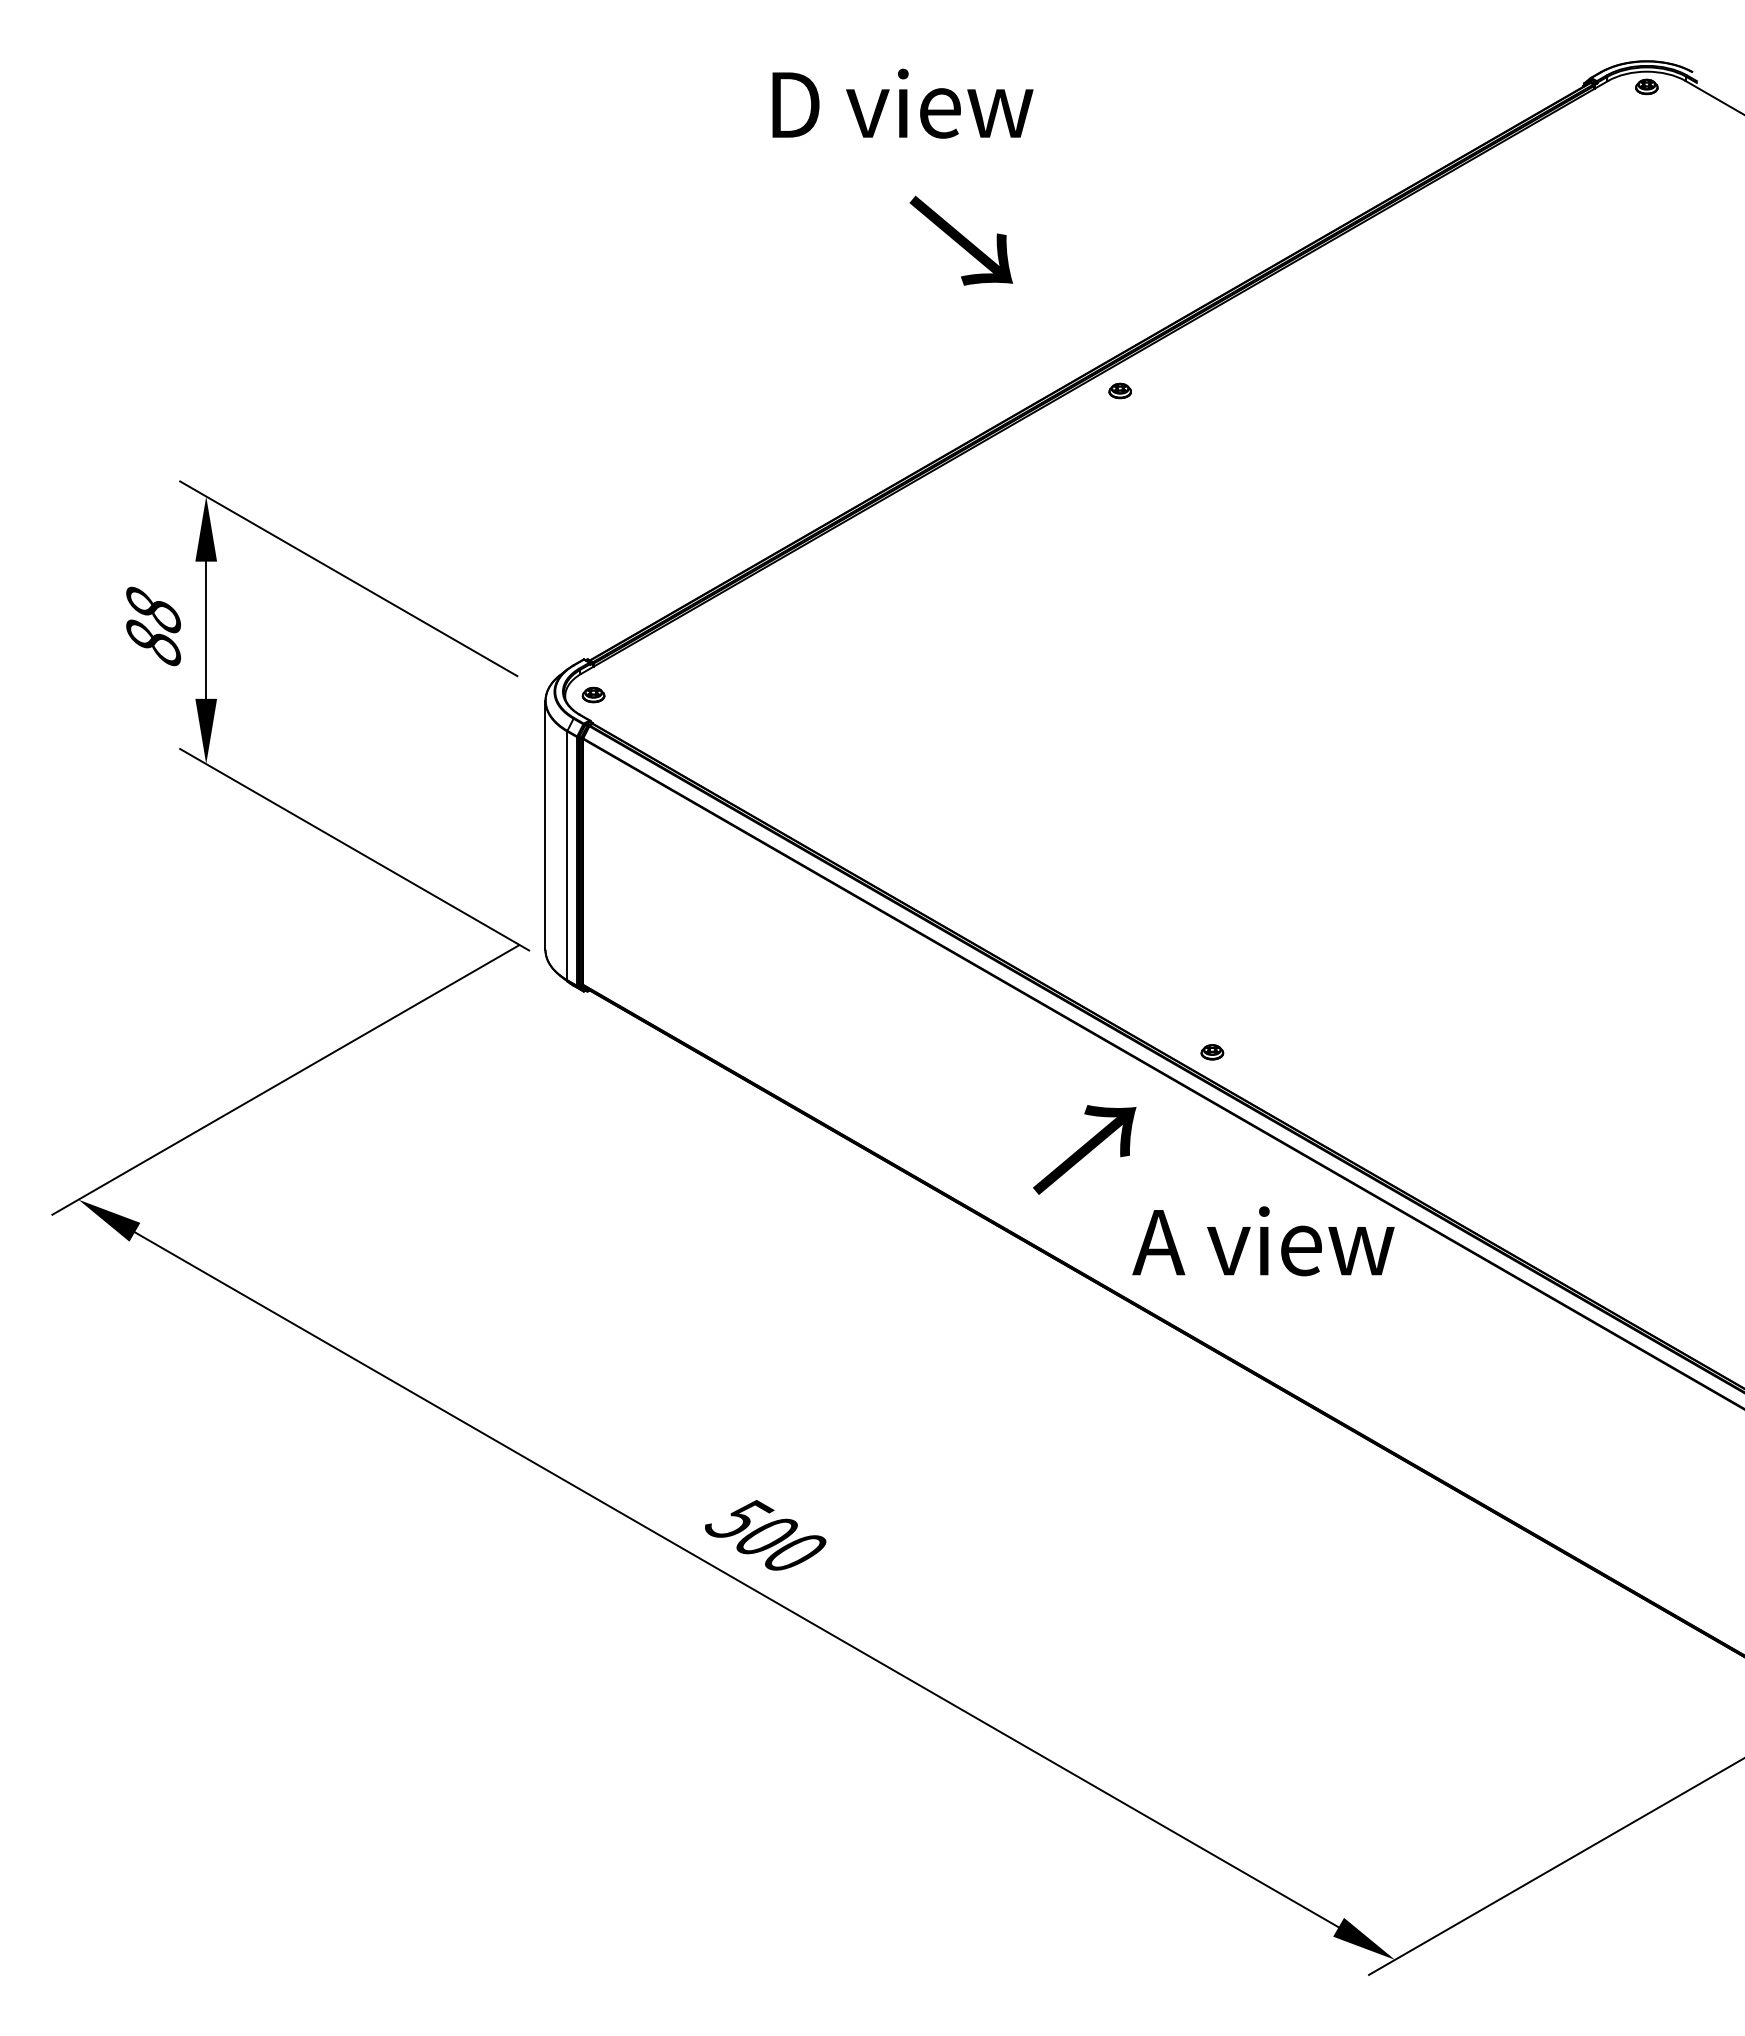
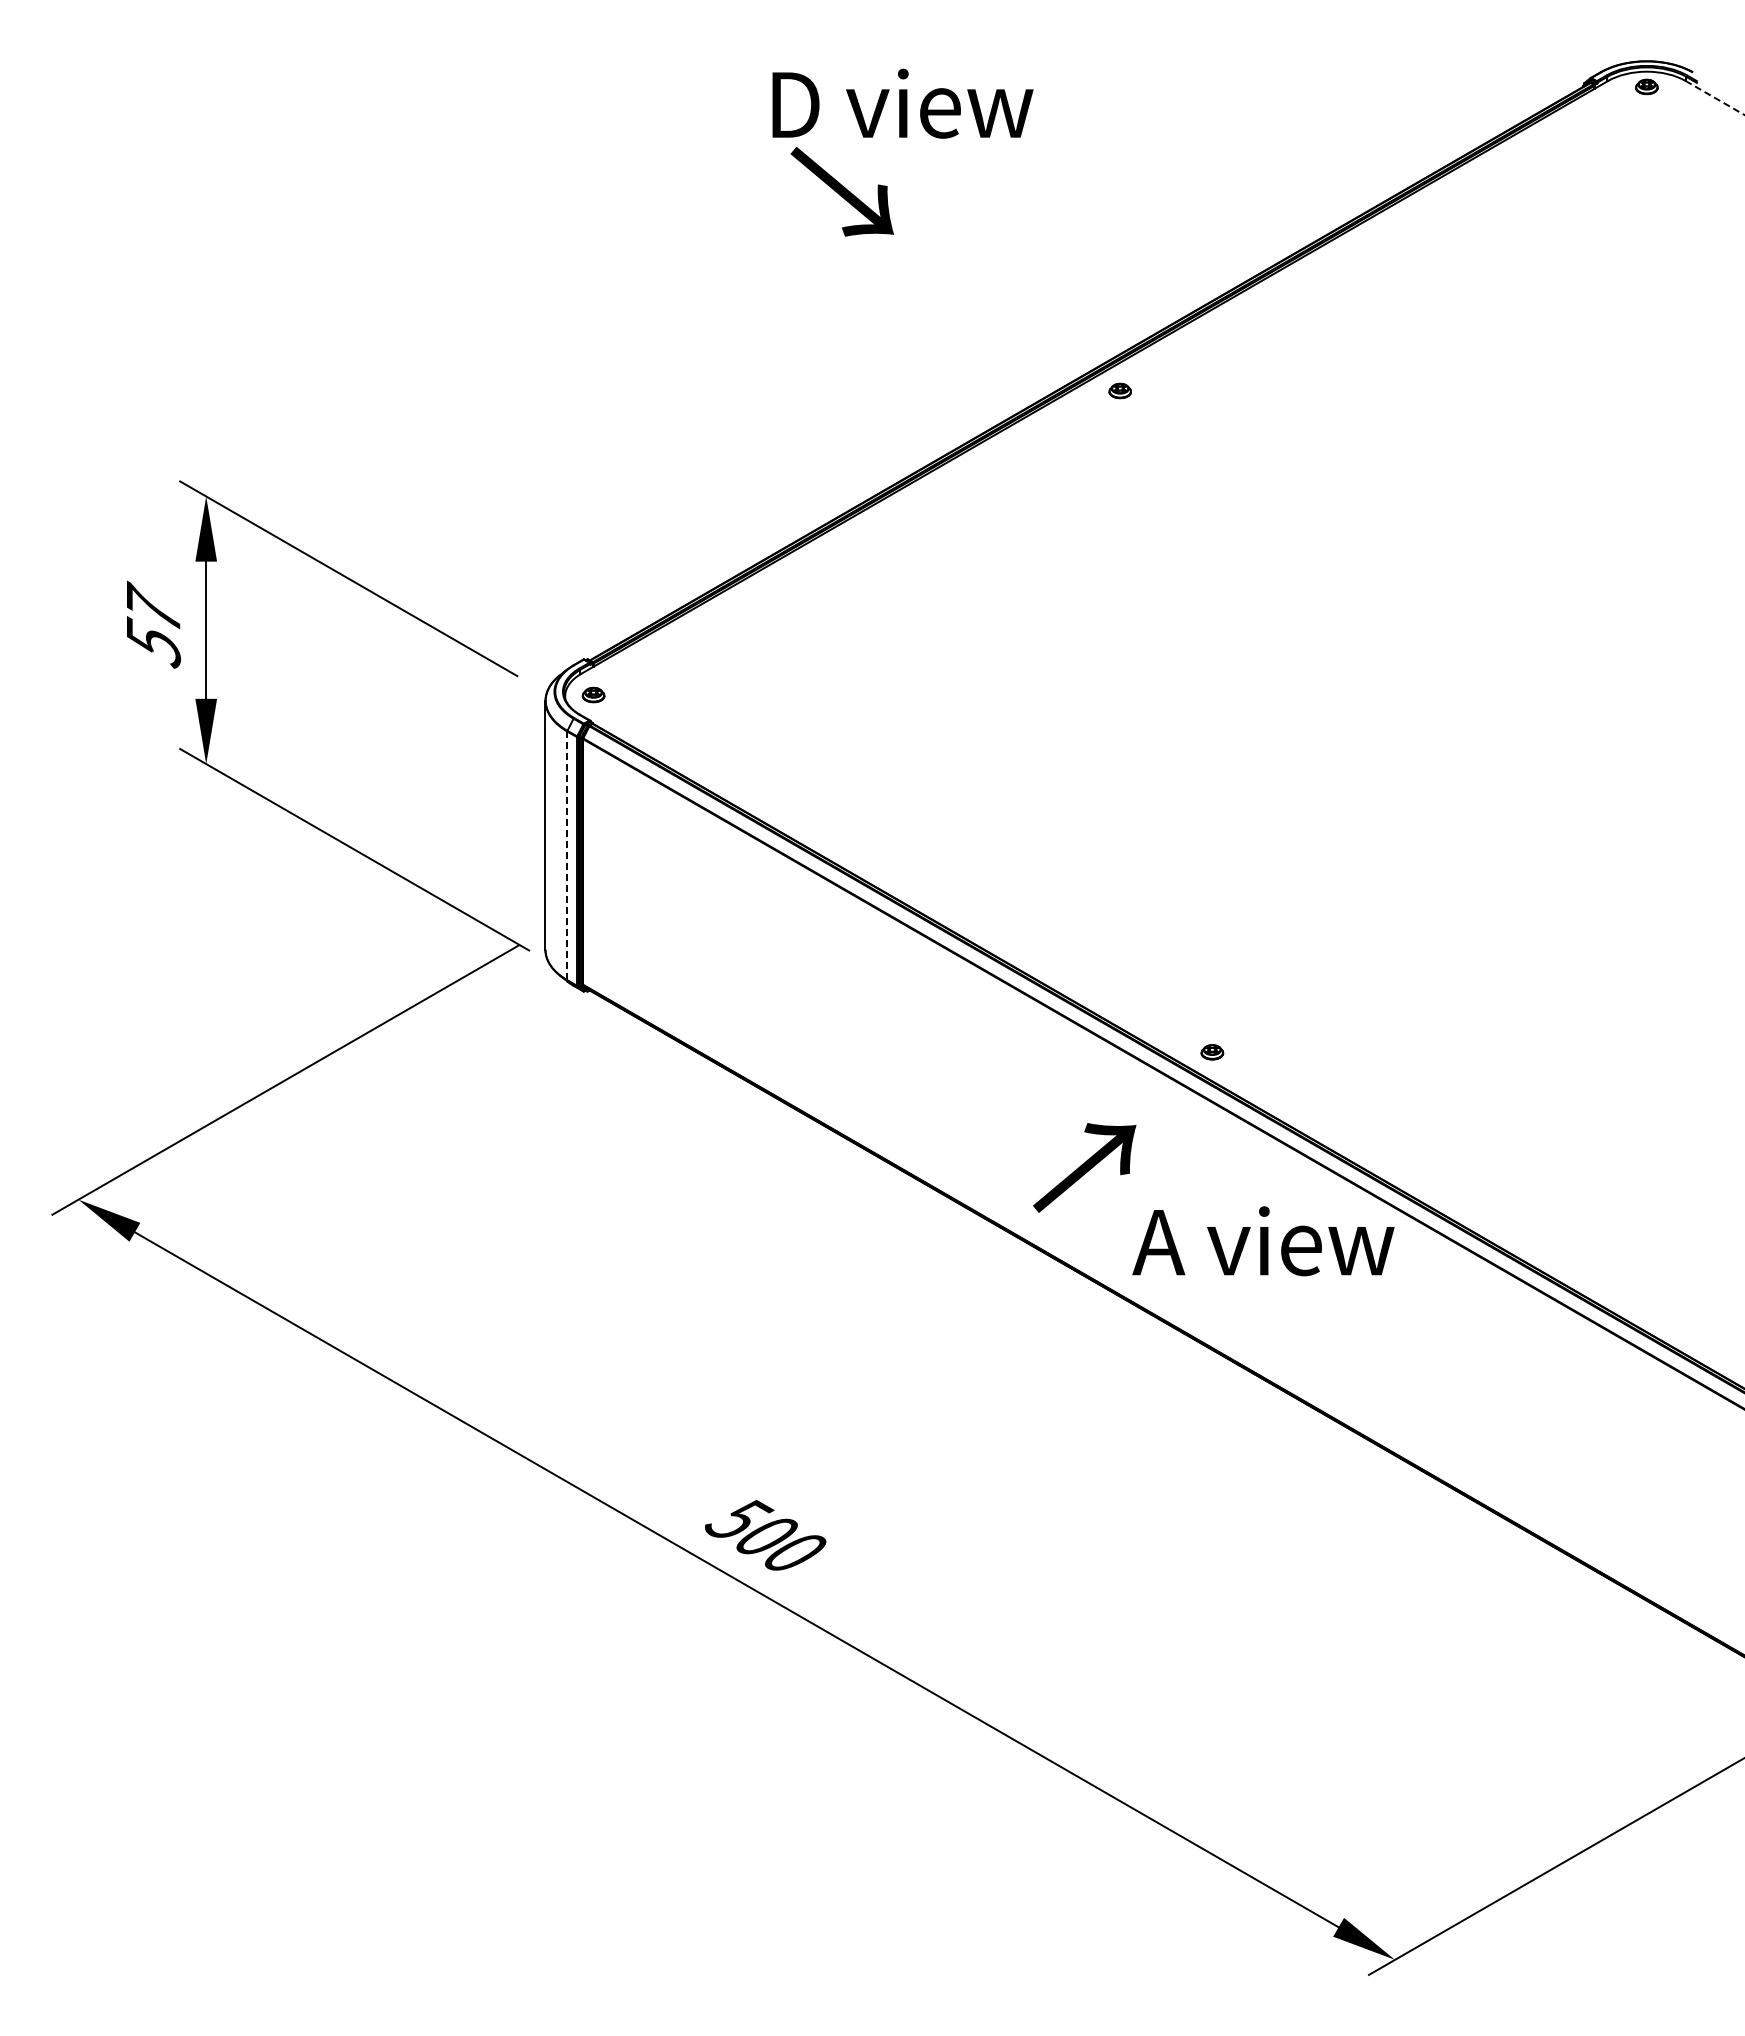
line: solid -> dashed (1715, 97)
text position: (961, 240) -> (842, 191) (842, 191)
text: 88 -> 57 (153, 624)
line: solid -> dashed (567, 855)
text position: (1084, 1149) -> (1084, 1167) (1084, 1167)
